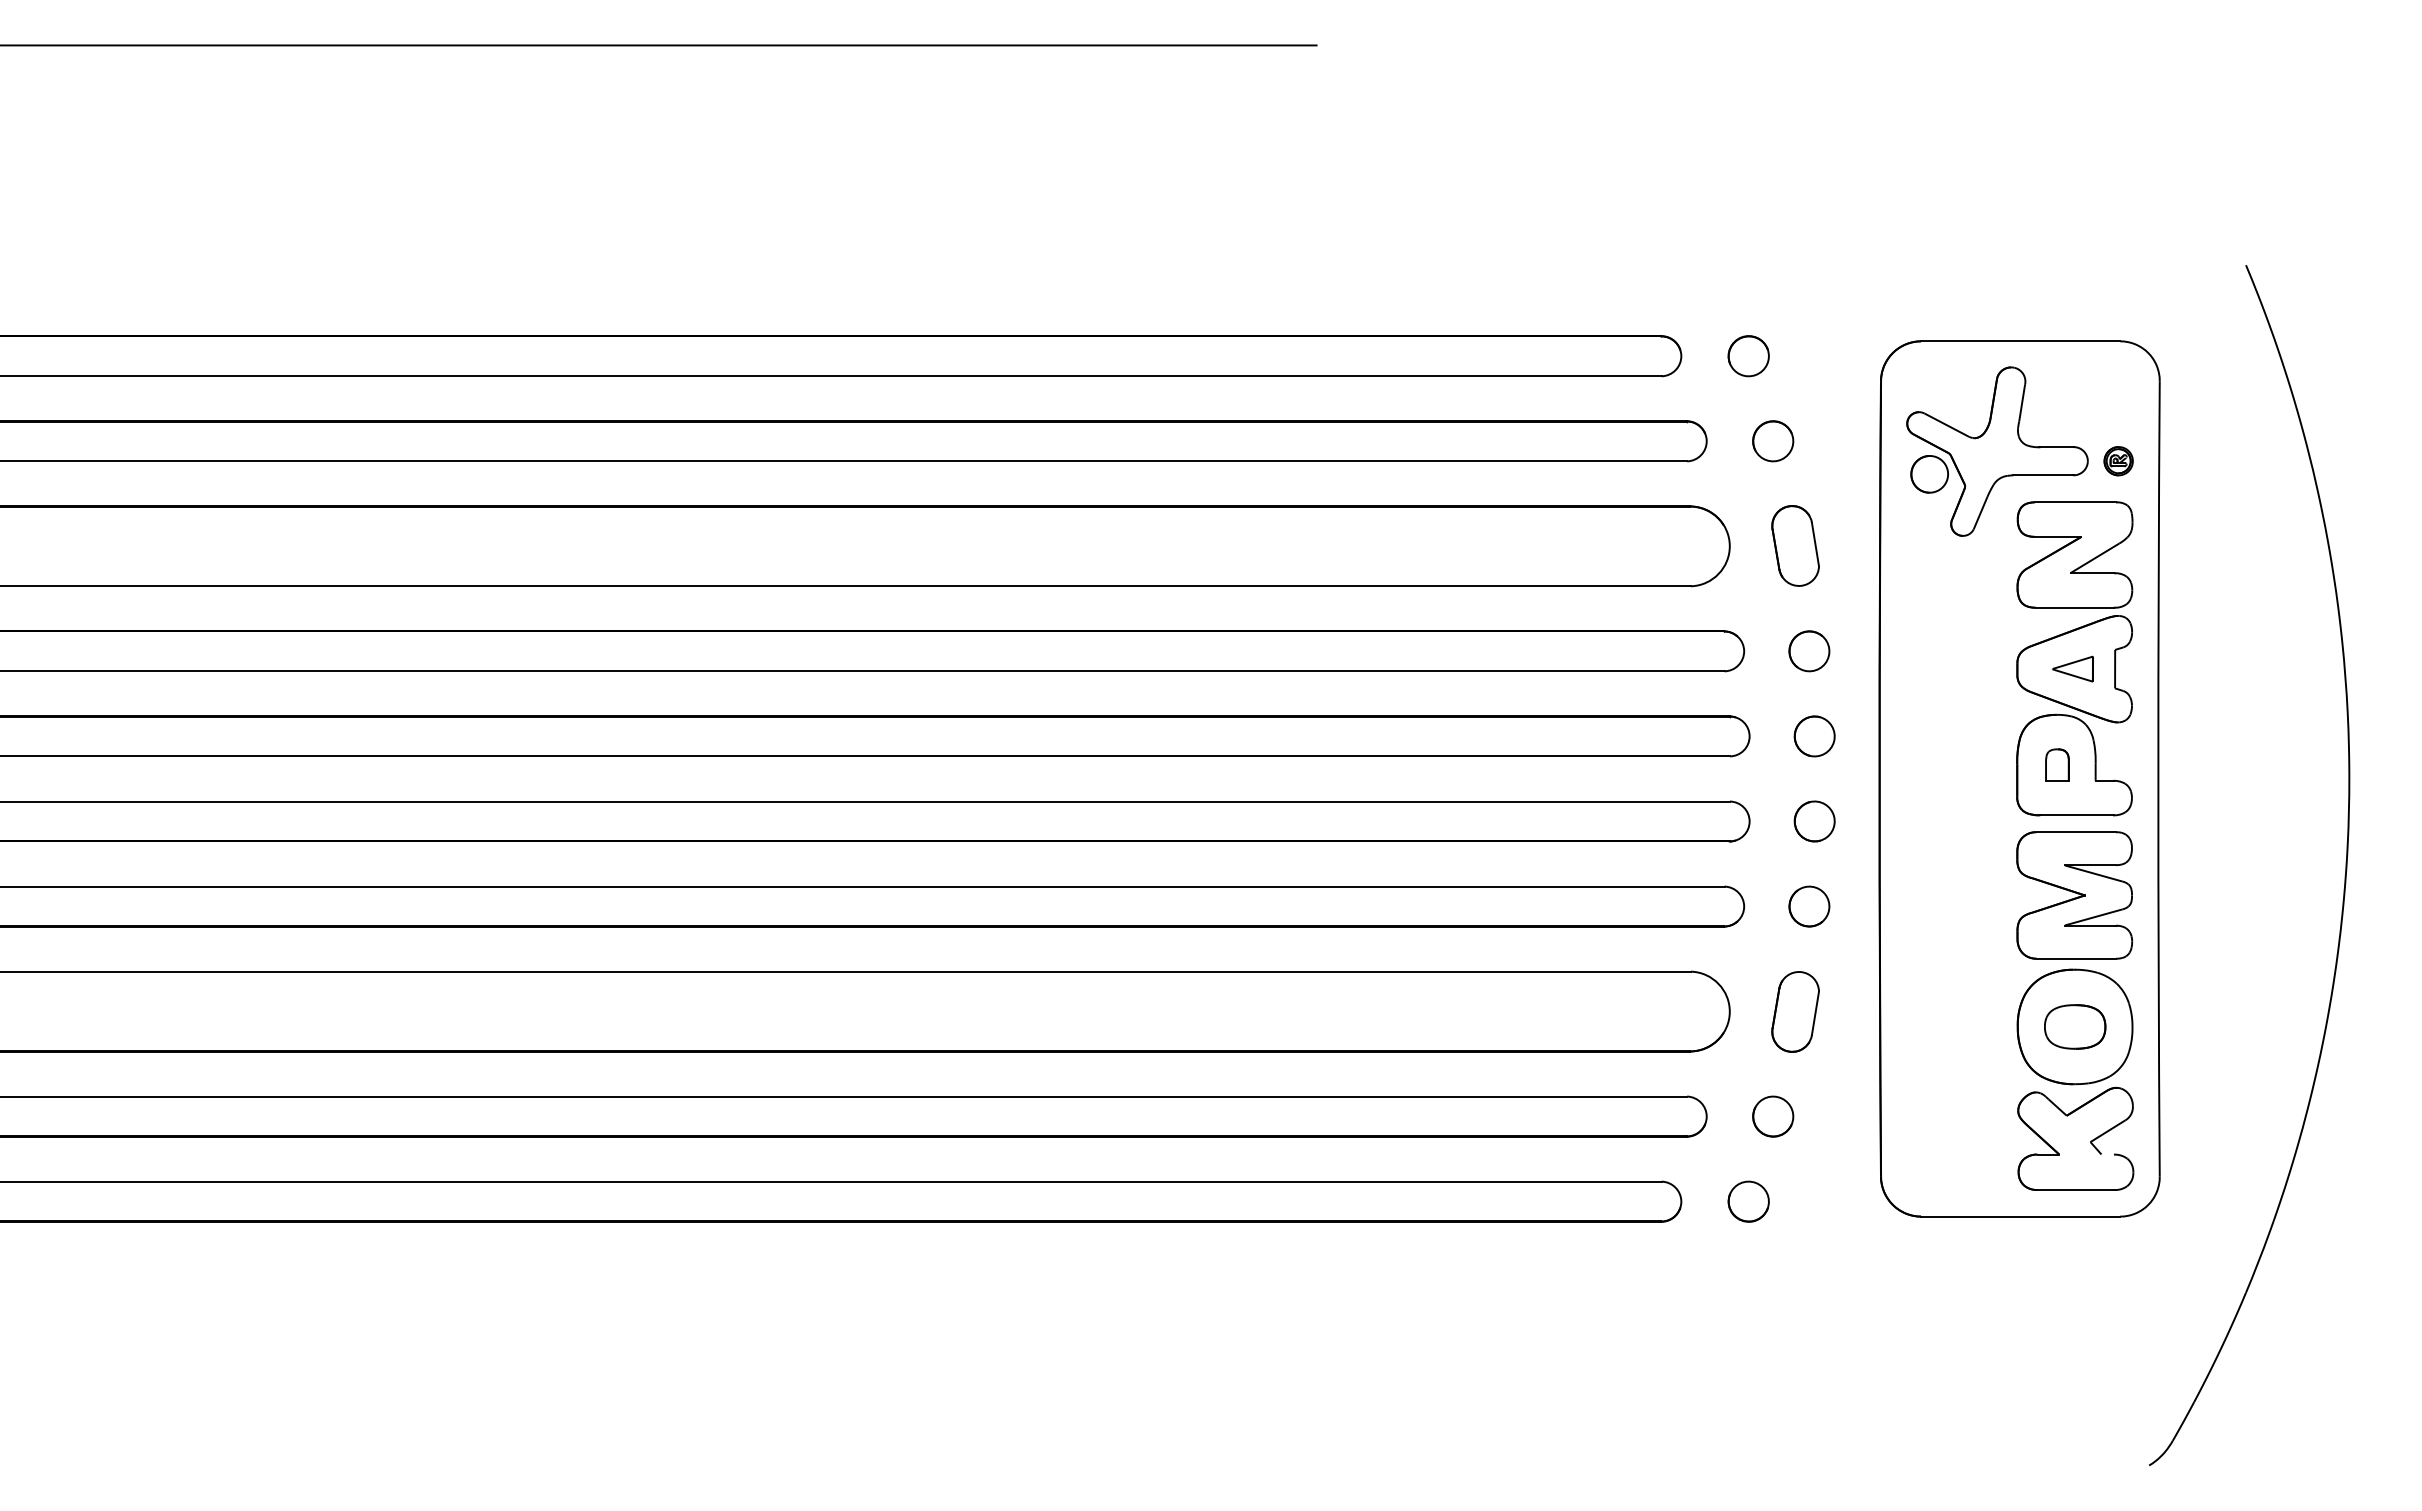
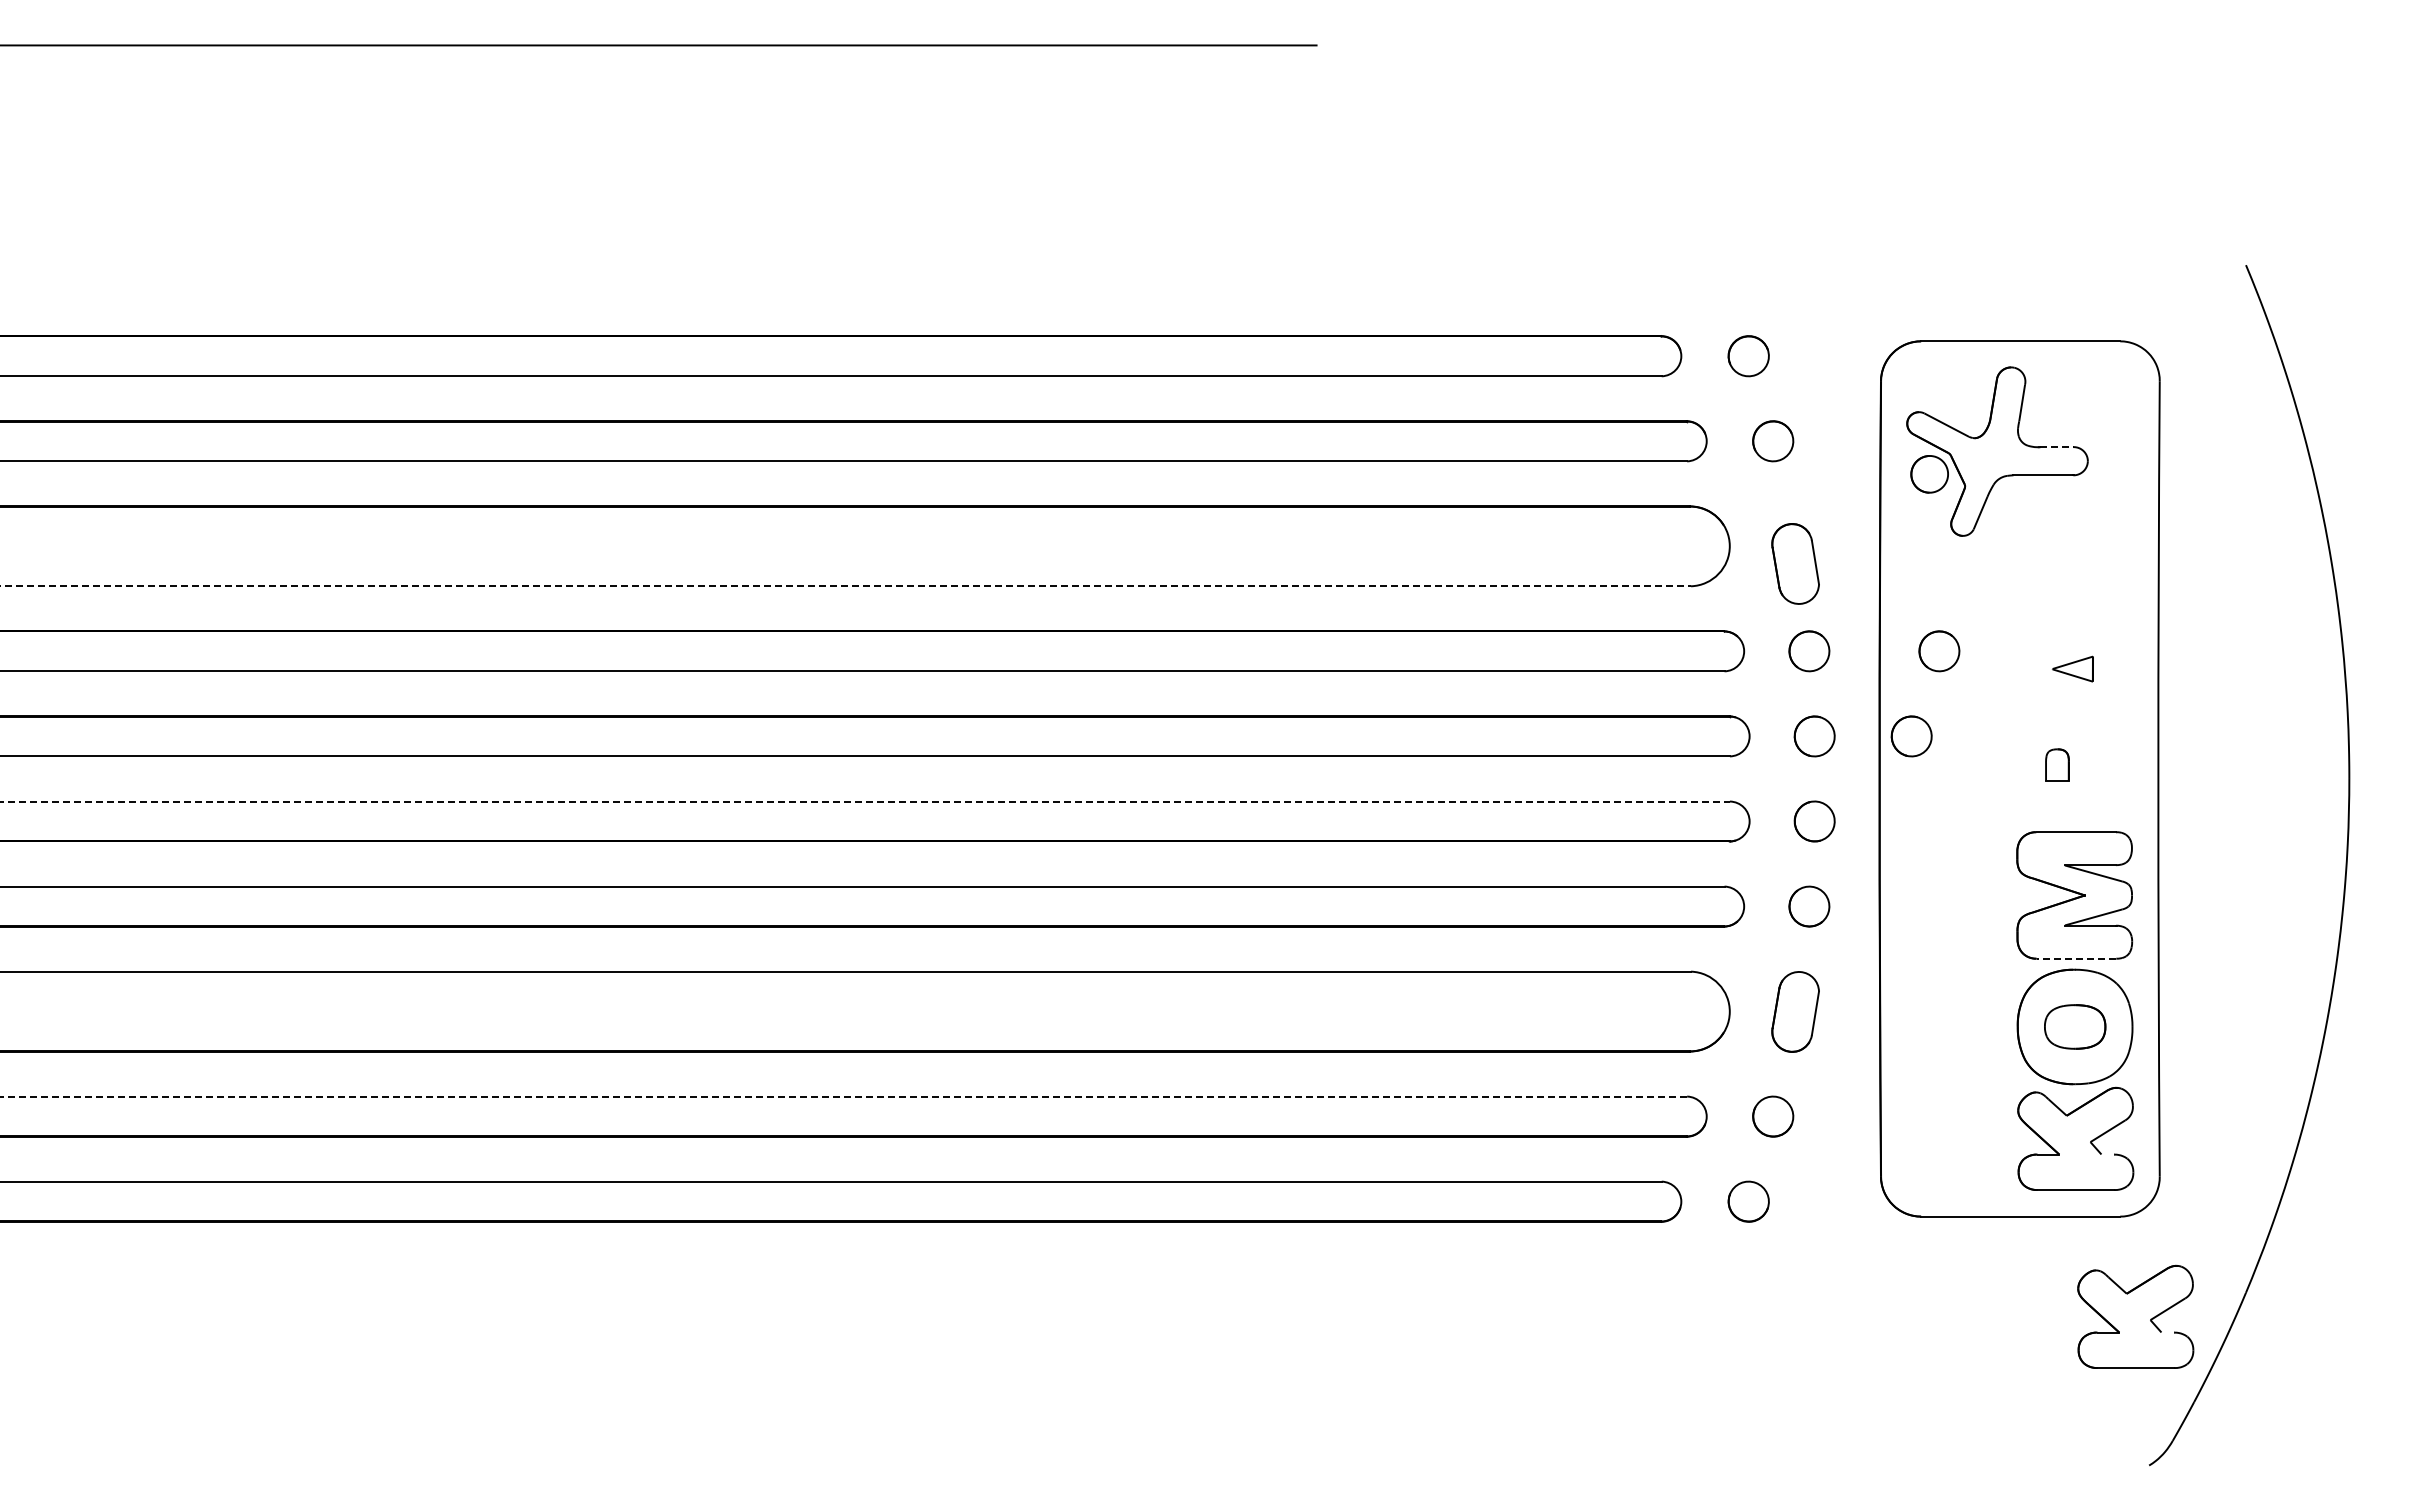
line: solid -> dashed (2057, 447)
part: present -> none (2118, 461)
part position: (1795, 545) -> (1795, 563) (1795, 563)
line: solid -> dashed (846, 586)
part: none -> present (1939, 651)
part: present -> none (2074, 658)
part: none -> present (1911, 736)
line: solid -> dashed (865, 801)
line: solid -> dashed (2076, 958)
line: solid -> dashed (844, 1096)
part: none -> present (2150, 1319)
